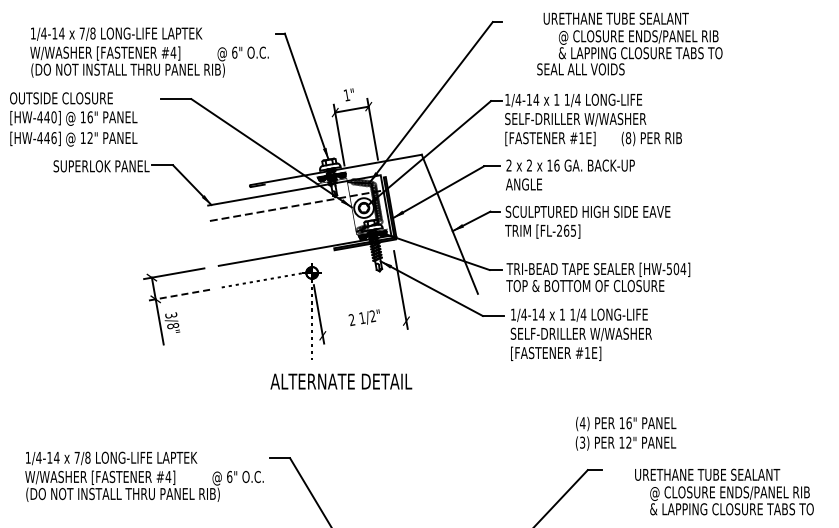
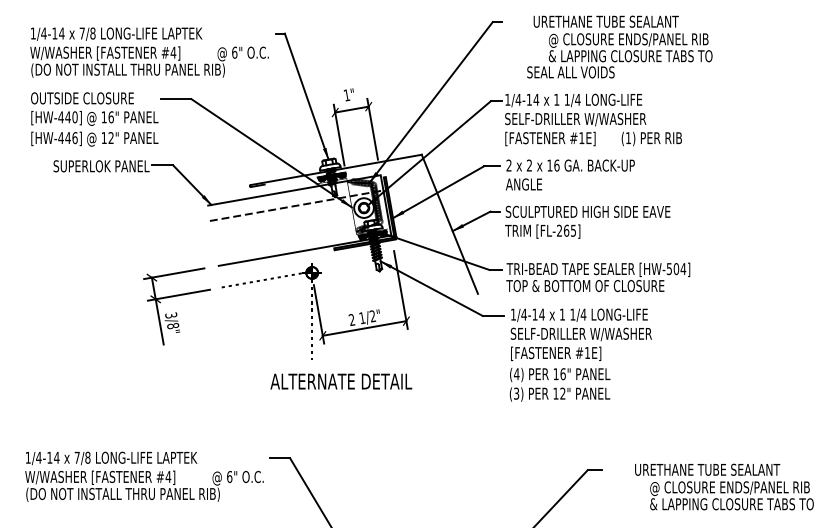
text position: (629, 43) -> (619, 46) (619, 46)
text position: (73, 119) -> (94, 119) (94, 119)
text: (8) -> (1) (628, 138)
line: dashed -> solid (178, 295)
line: none -> present (364, 328)
text position: (625, 433) -> (559, 384) (559, 384)
text position: (724, 491) -> (724, 486) (724, 486)
